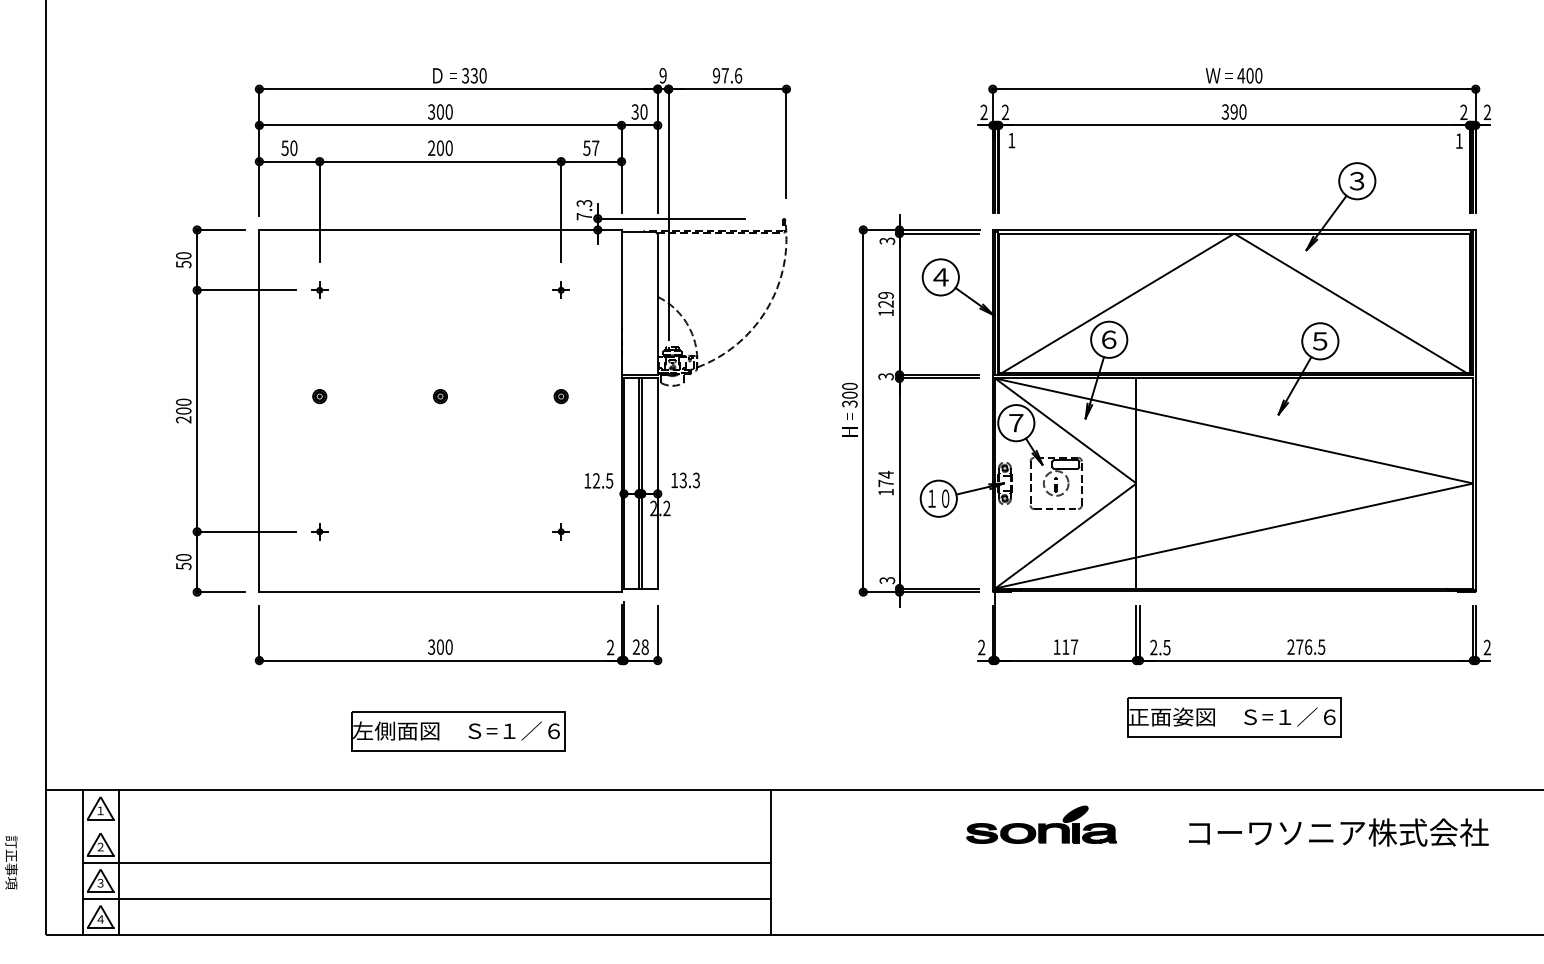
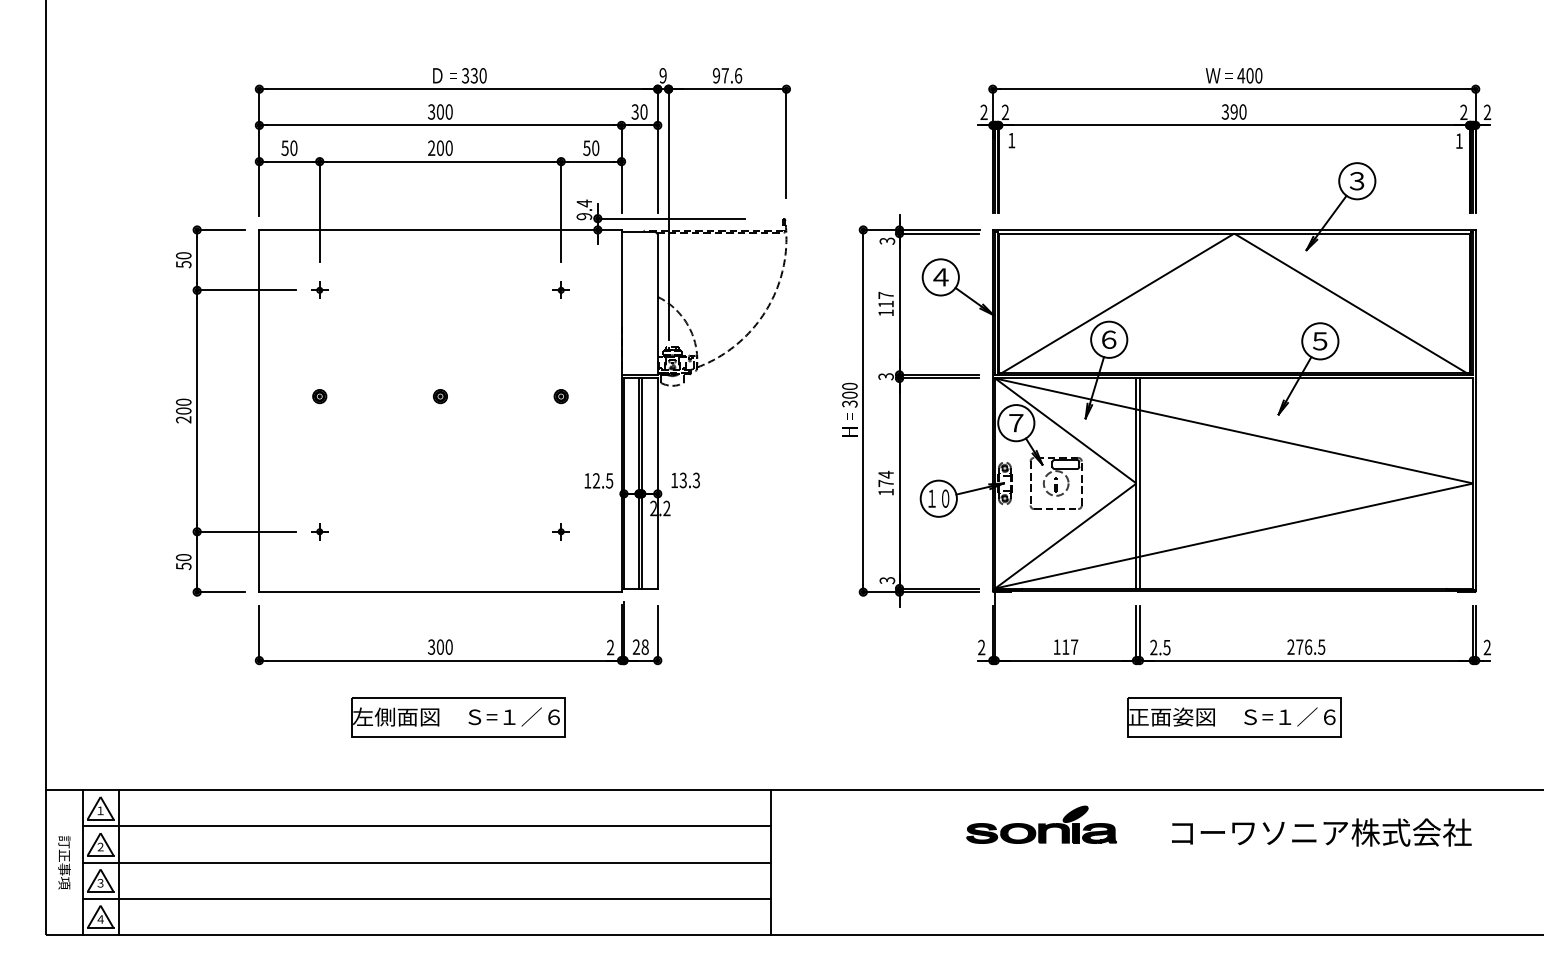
text: 57 -> 50 (595, 148)
text: 7.3 -> 9.4 (584, 209)
text: 129 -> 117 (885, 299)
line: none -> present (1139, 483)
part position: (458, 731) -> (458, 717) (458, 717)
line: none -> present (426, 826)
text position: (1338, 832) -> (1321, 832) (1321, 832)
text position: (11, 862) -> (64, 862) (64, 862)
